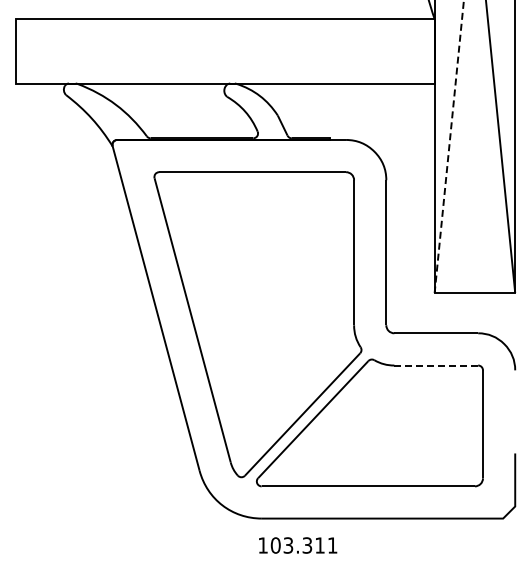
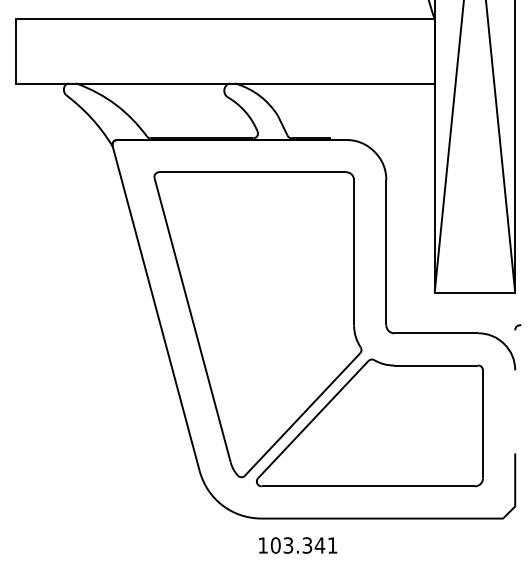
line: dashed -> solid (449, 146)
curve: none -> present (517, 327)
line: dashed -> solid (436, 365)
text: 103.311 -> 103.341 (319, 545)
